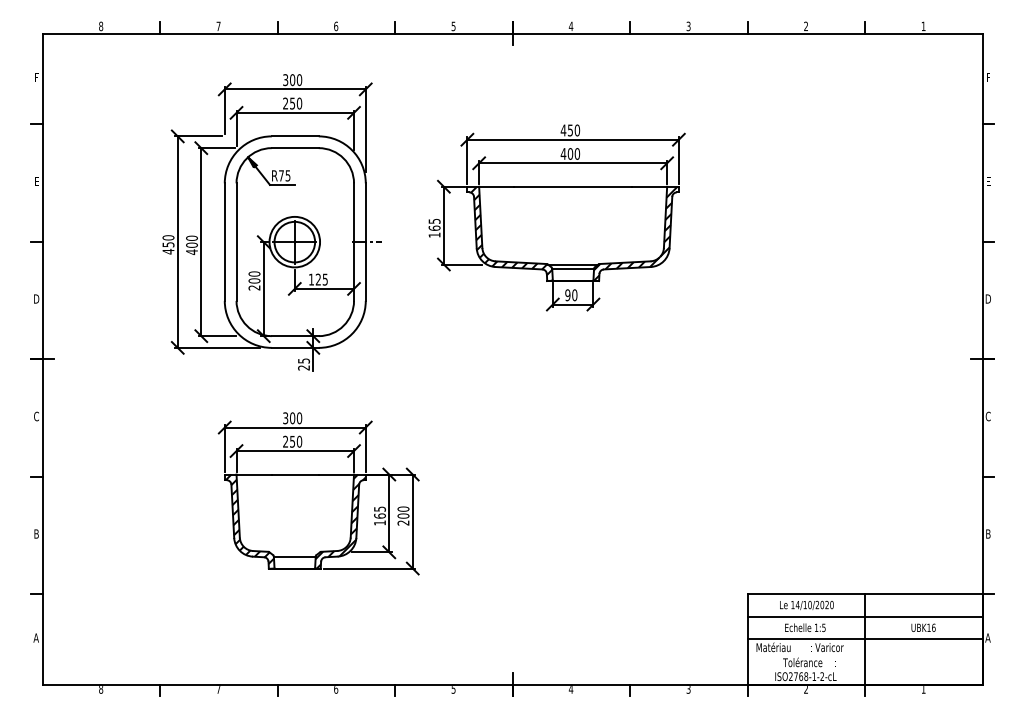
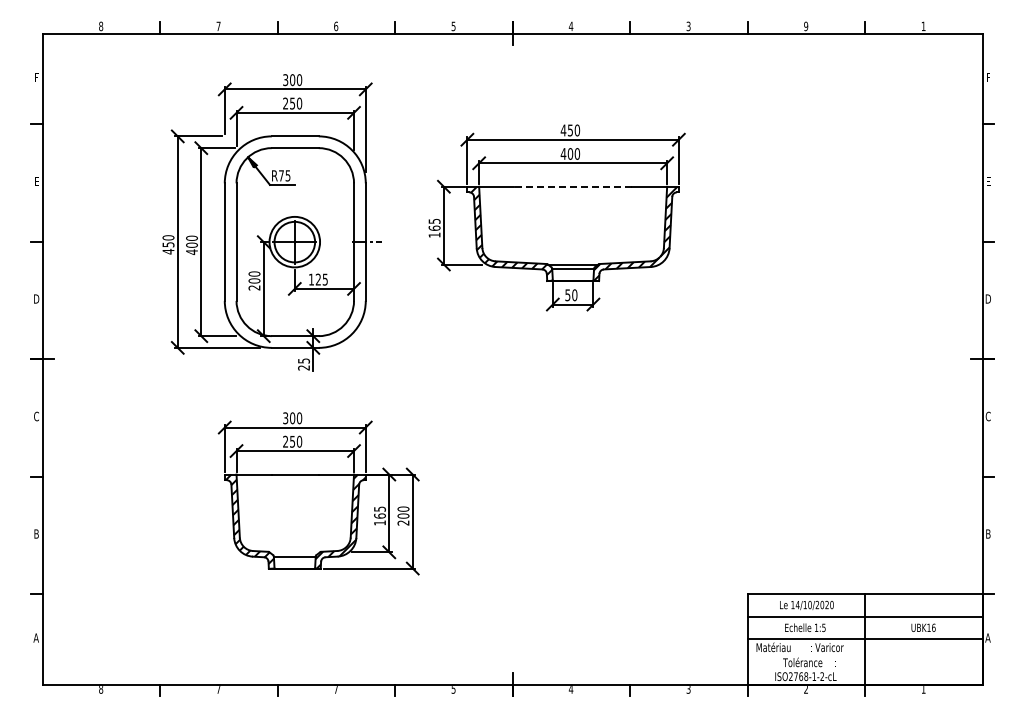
text: 2 -> 9 (806, 26)
line: solid -> dashed (573, 186)
text: 90 -> 50 (567, 294)
text: 6 -> 7 (336, 689)
